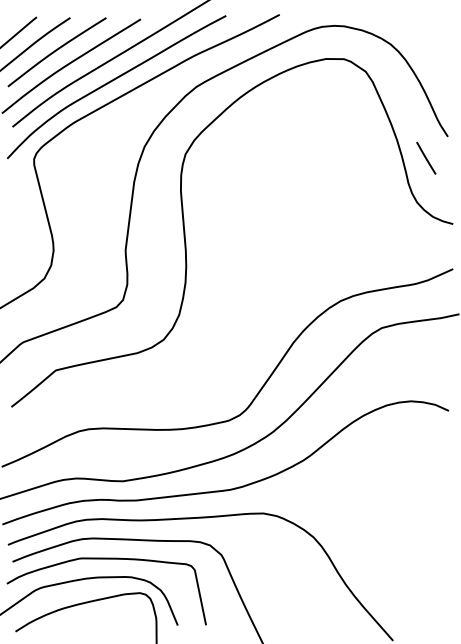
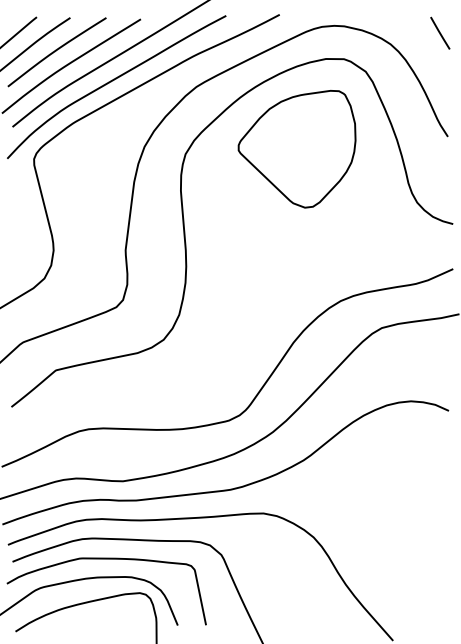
part: none -> present (296, 149)
line position: (426, 157) -> (440, 32) (440, 32)
